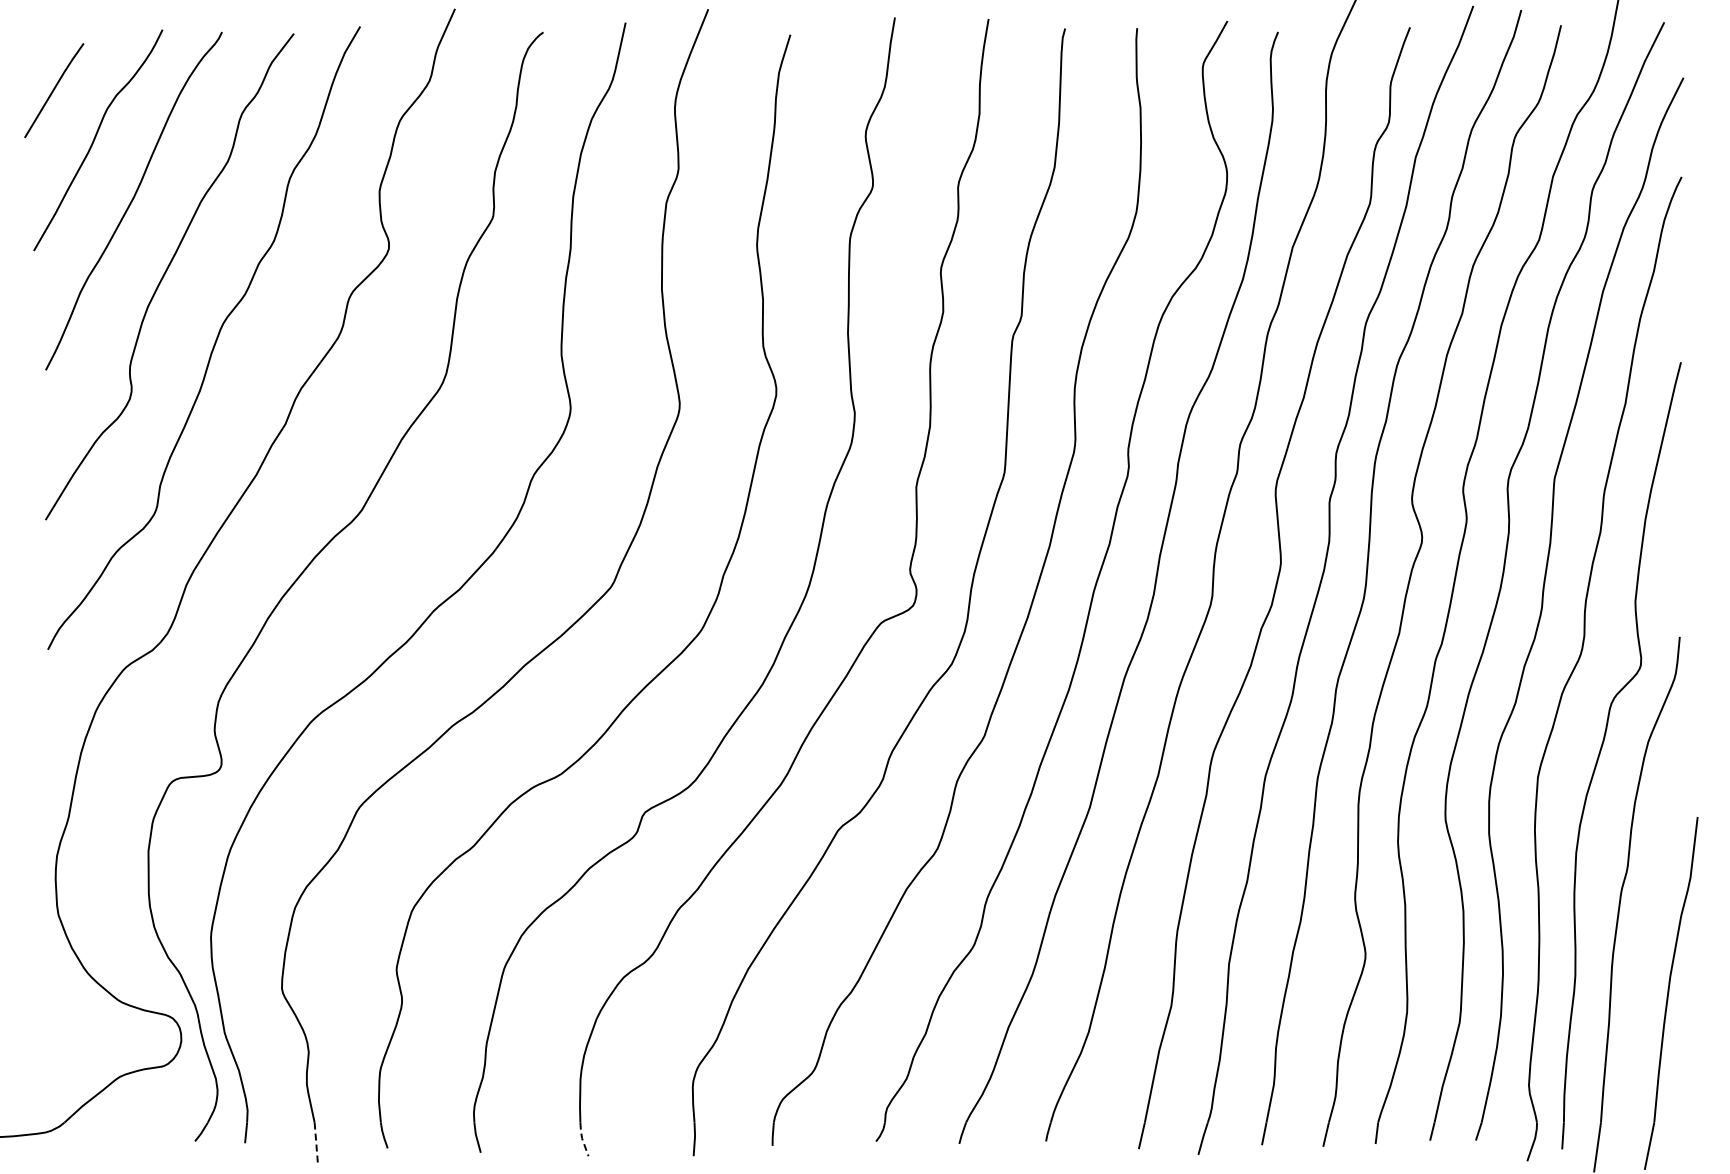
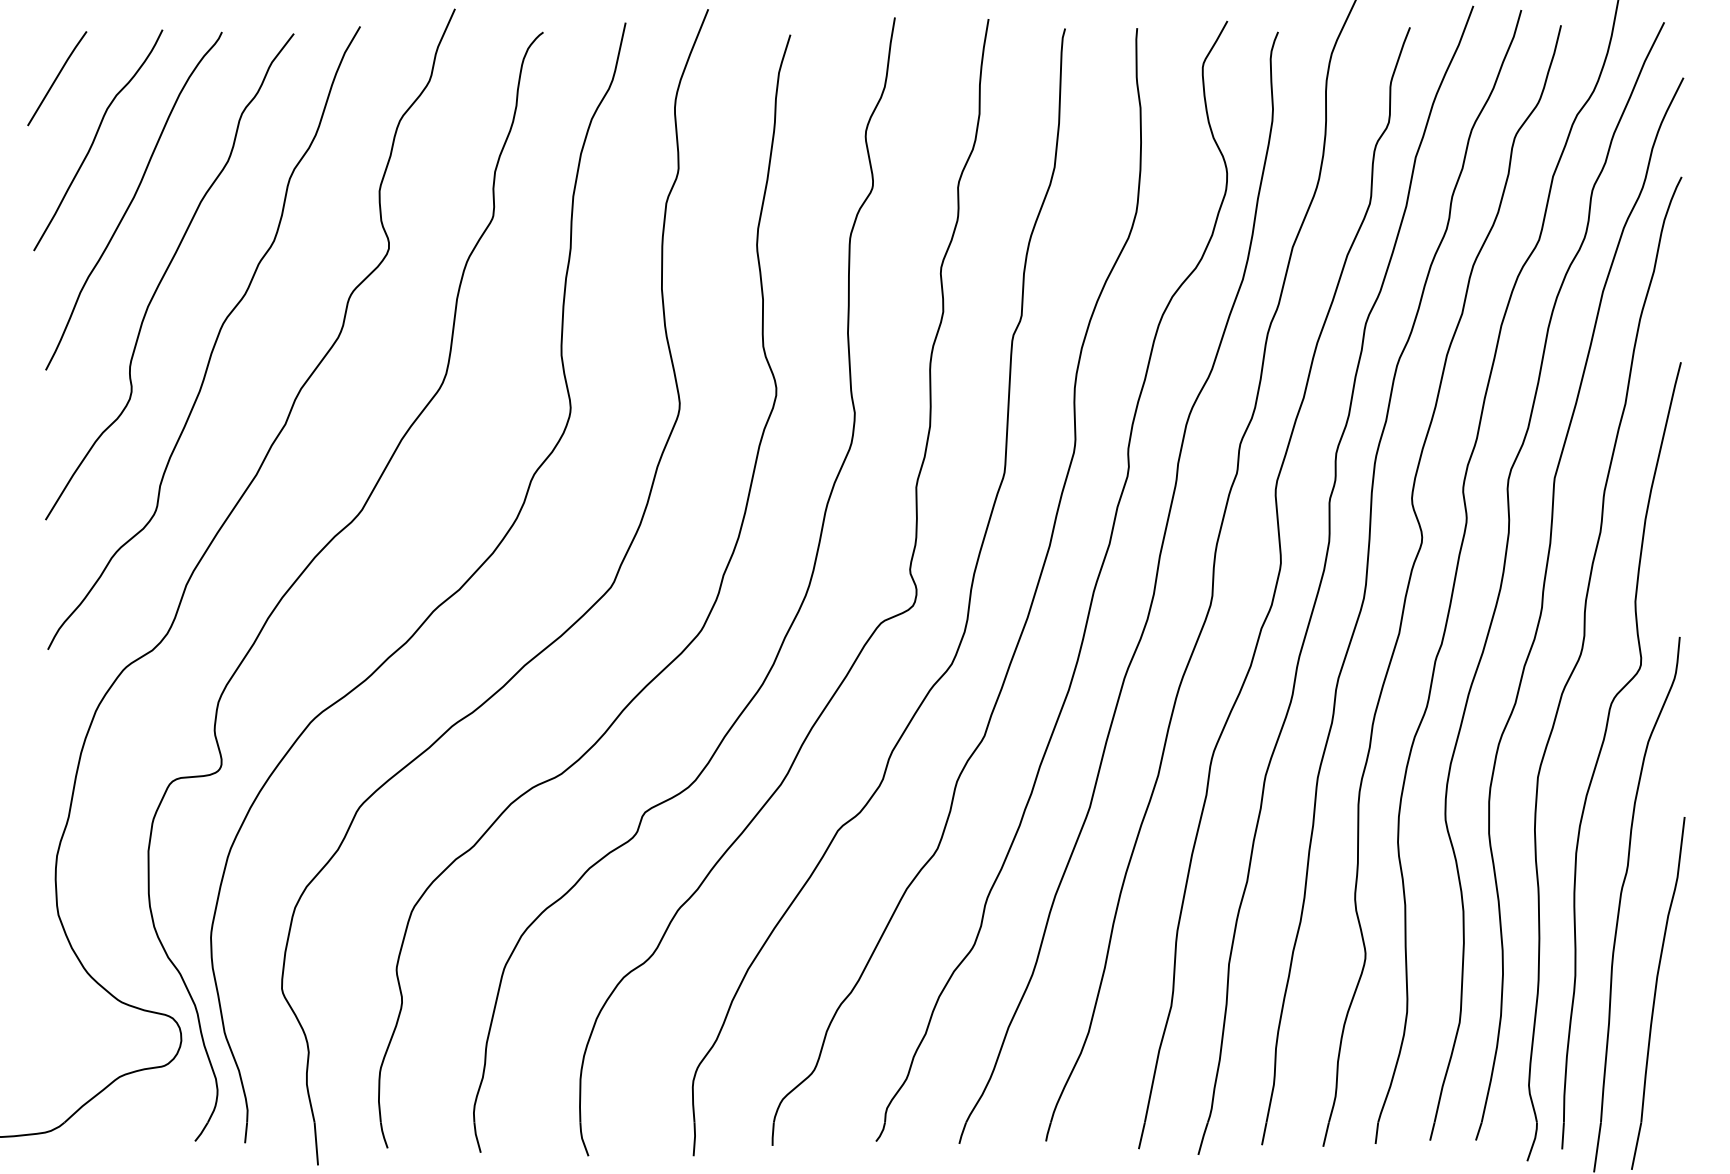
line position: (54, 90) -> (57, 78) (57, 78)
part position: (1671, 993) -> (1658, 993) (1658, 993)
line: dashed -> solid (582, 1138)
line: dashed -> solid (316, 1144)
